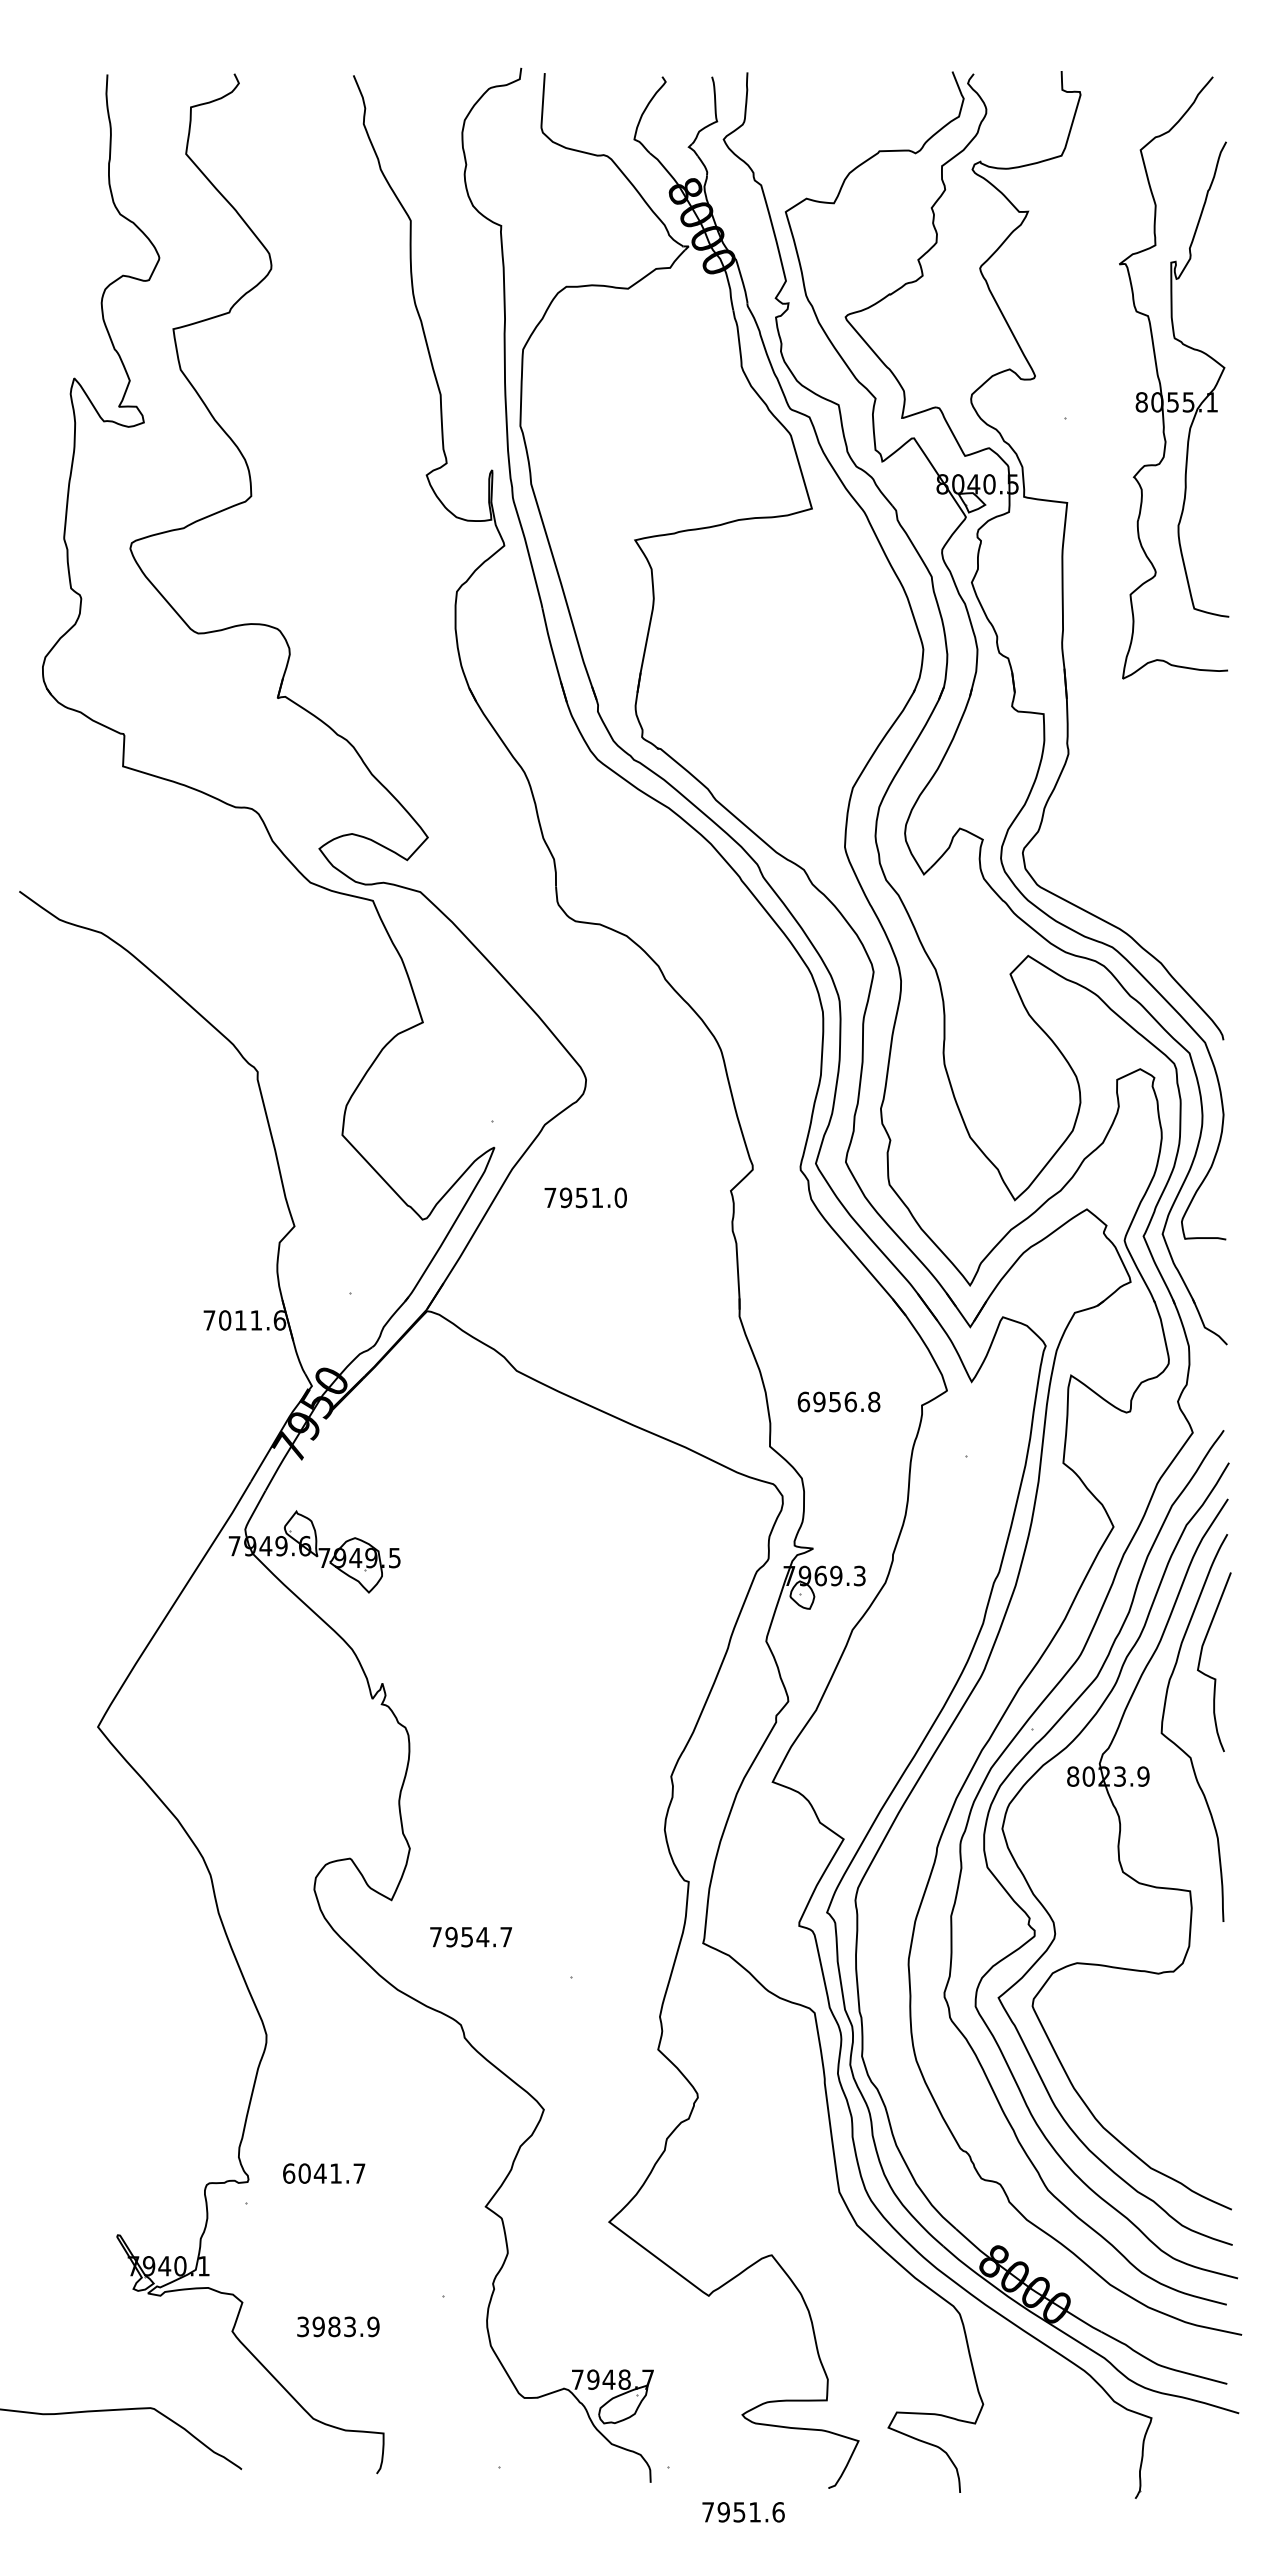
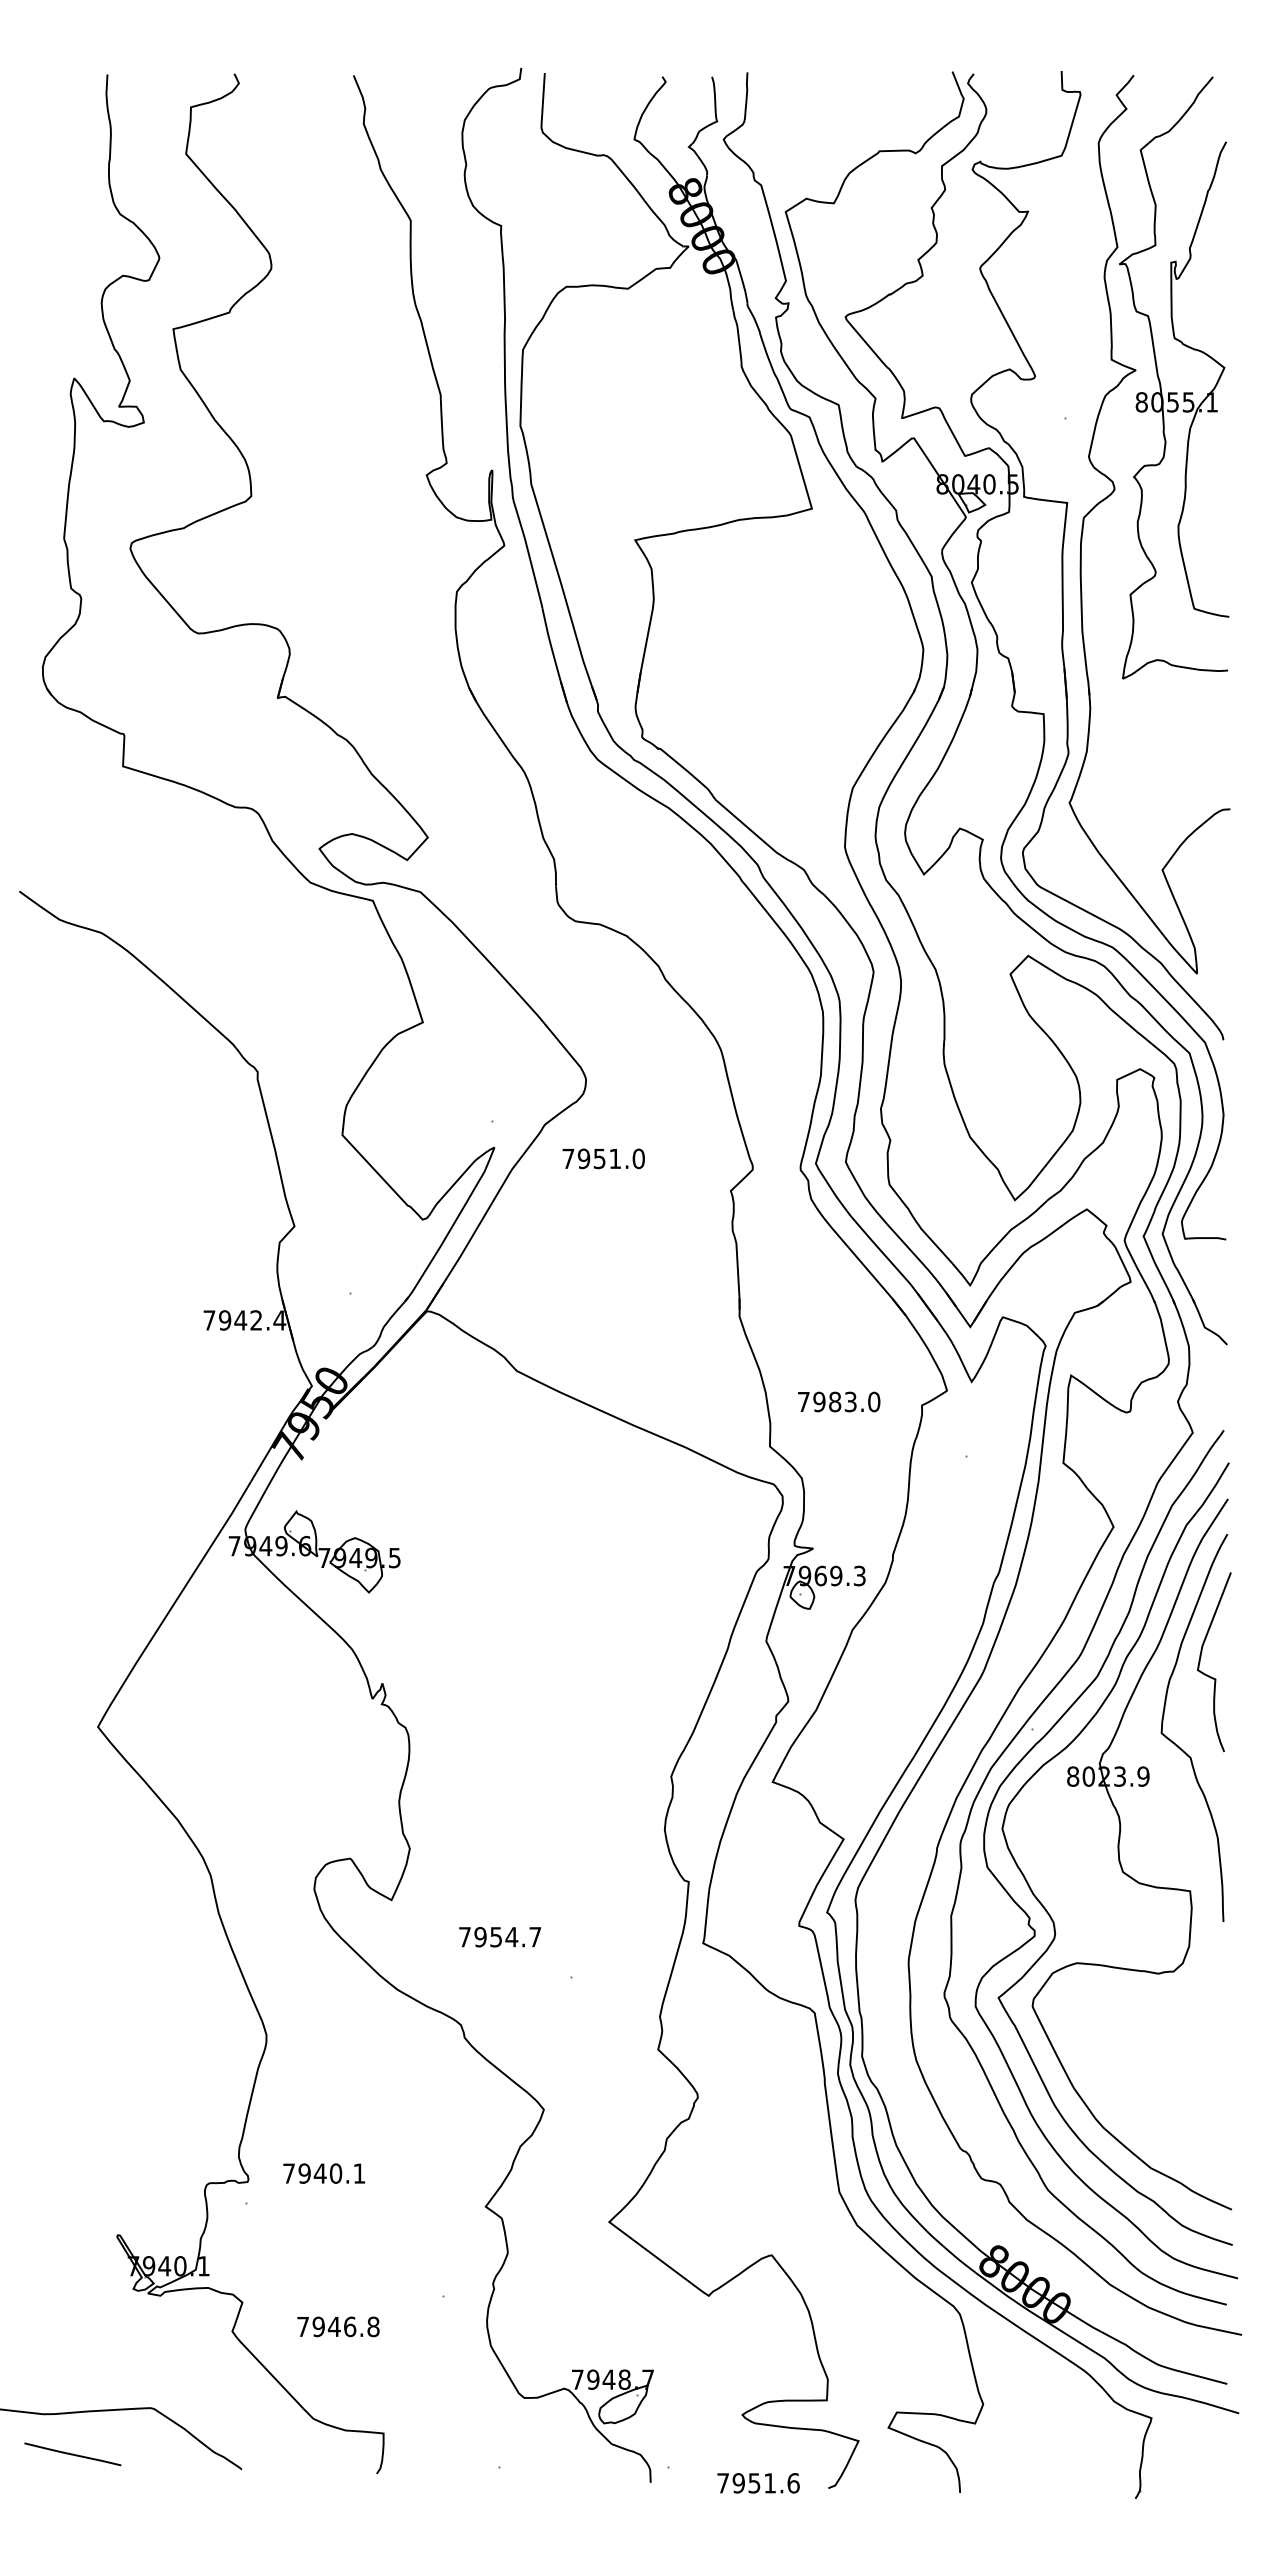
part: none -> present (1112, 494)
text position: (585, 1197) -> (603, 1158) (603, 1158)
text: 7011.6 -> 7942.4 (252, 1320)
text: 6956.8 -> 7983.0 (838, 1401)
text position: (470, 1937) -> (499, 1937) (499, 1937)
text: 6041.7 -> 7940.1 (324, 2173)
text: 3983.9 -> 7946.8 (338, 2326)
line: none -> present (72, 2454)
text position: (743, 2512) -> (758, 2483) (758, 2483)
